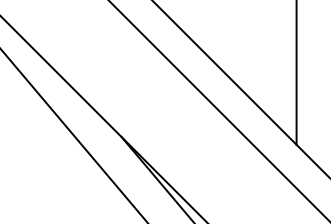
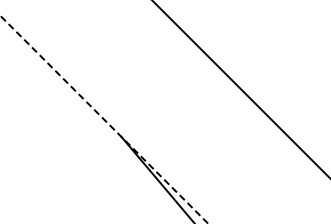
line: present -> none (296, 73)
line: present -> none (218, 110)
line: solid -> dashed (104, 119)
line: present -> none (73, 135)
